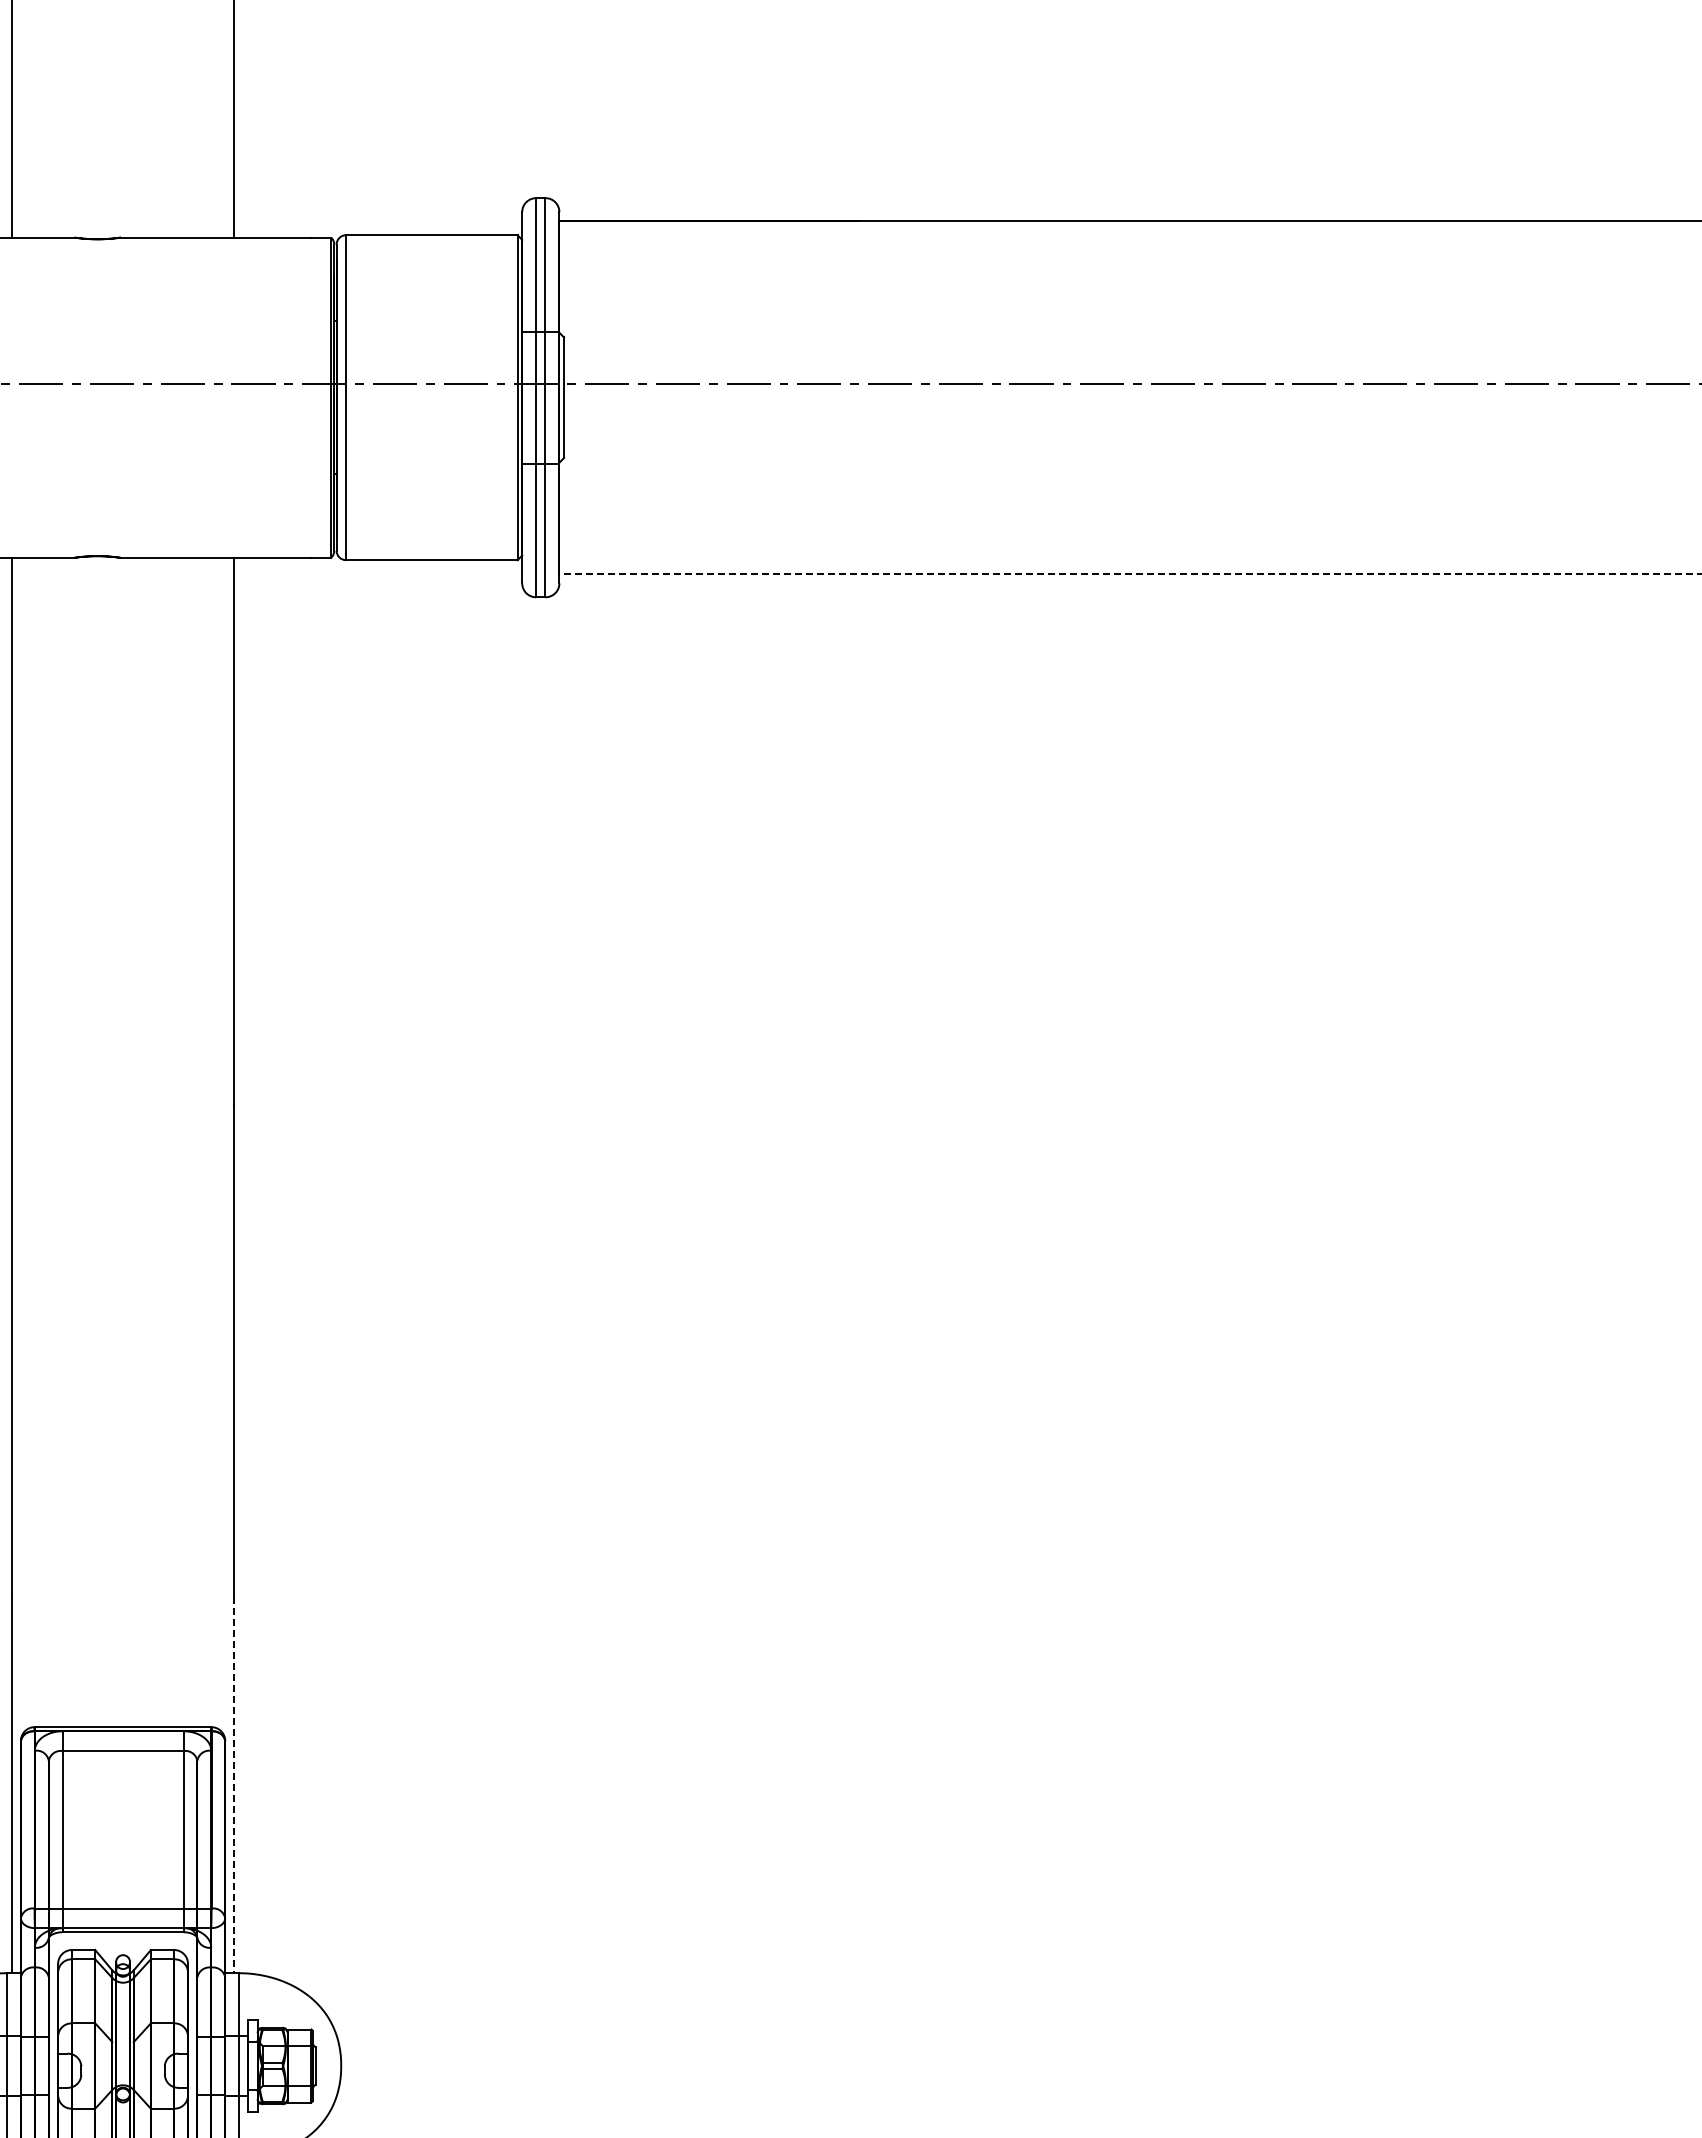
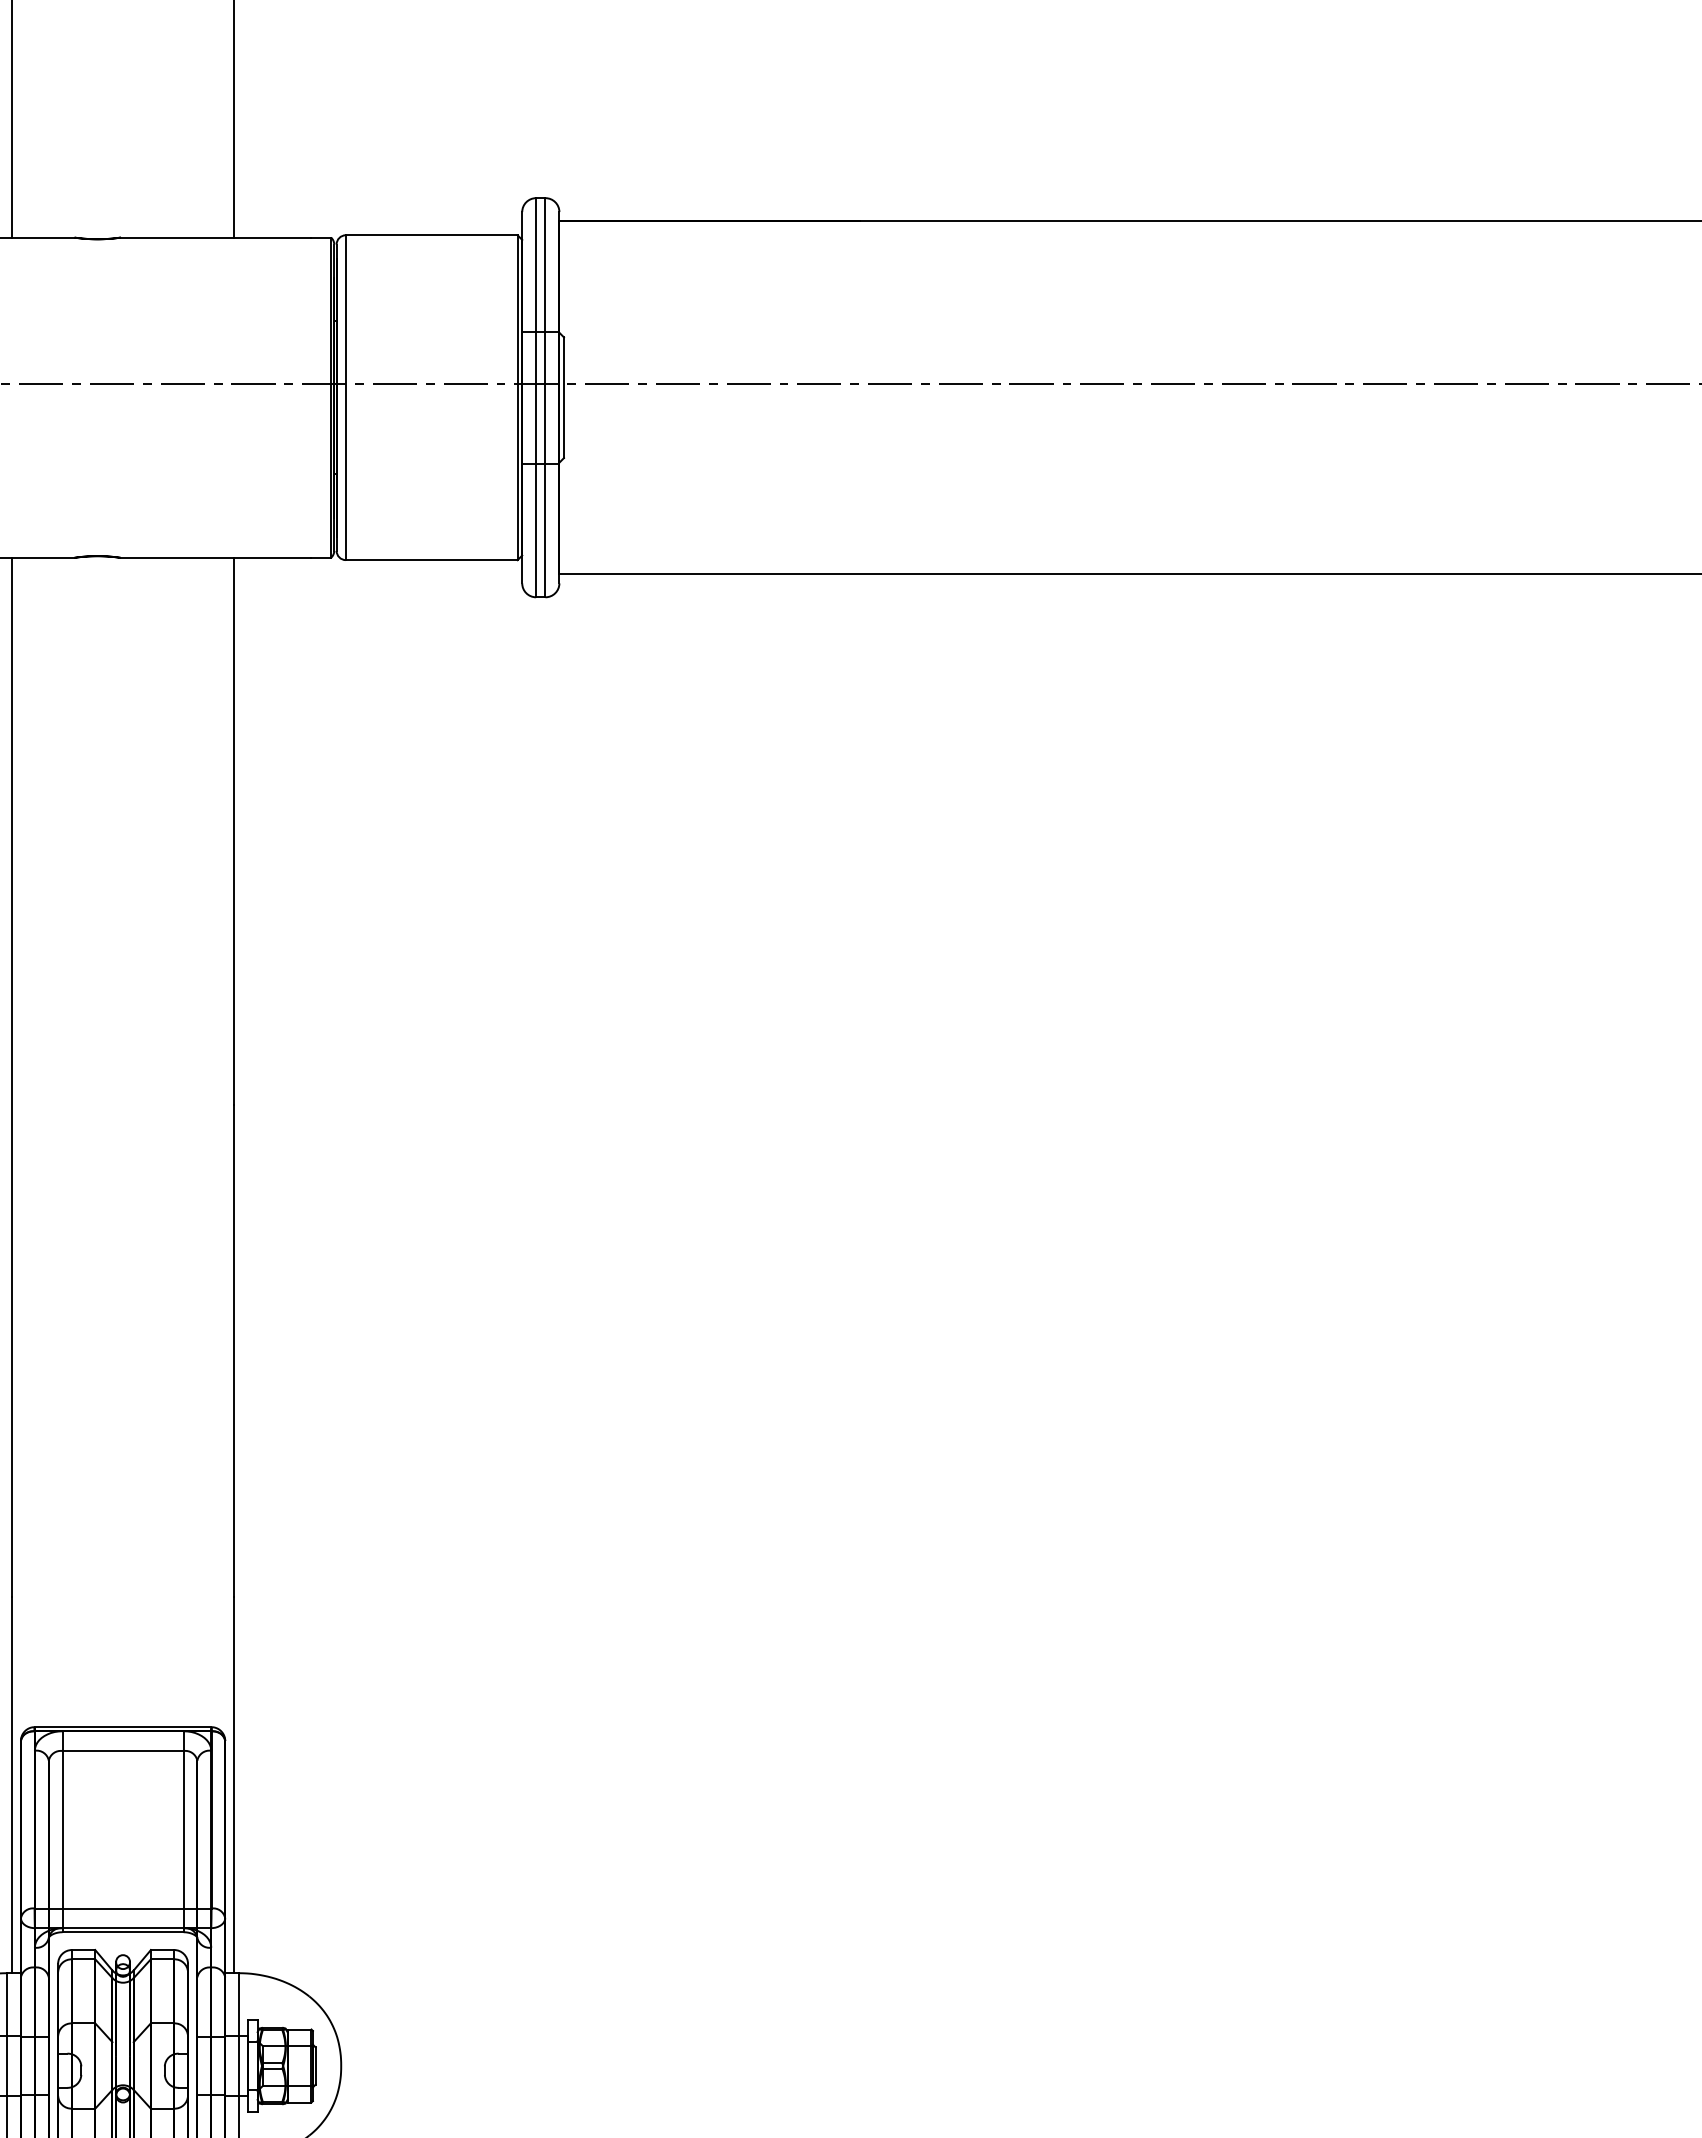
line: dashed -> solid (1130, 574)
line: dashed -> solid (234, 1785)
